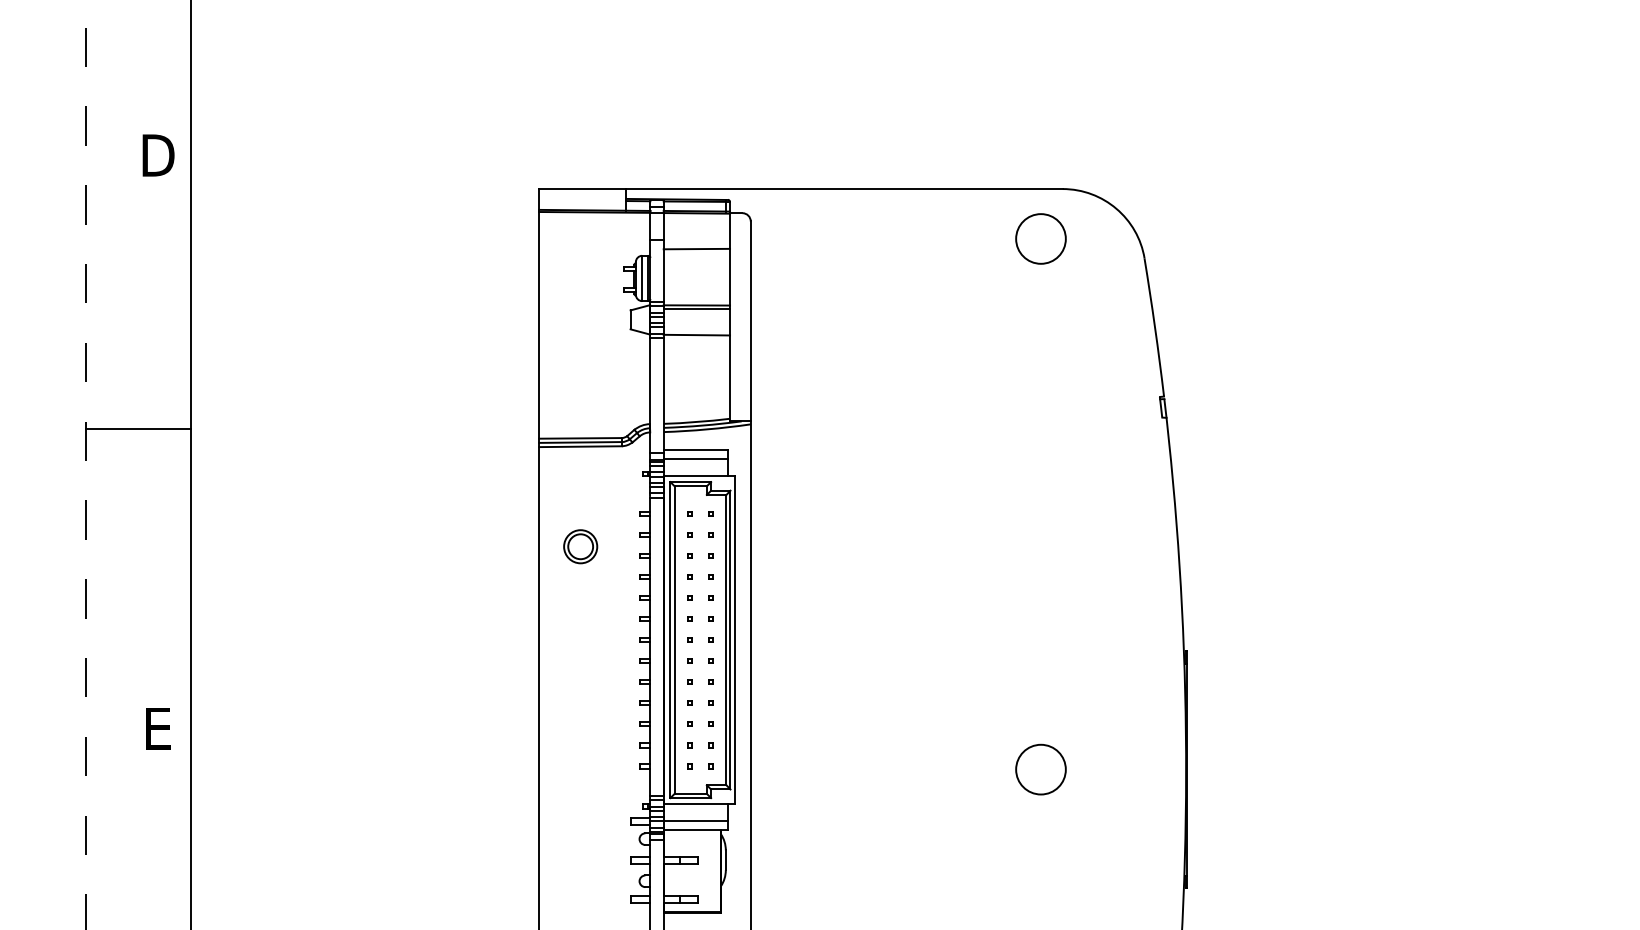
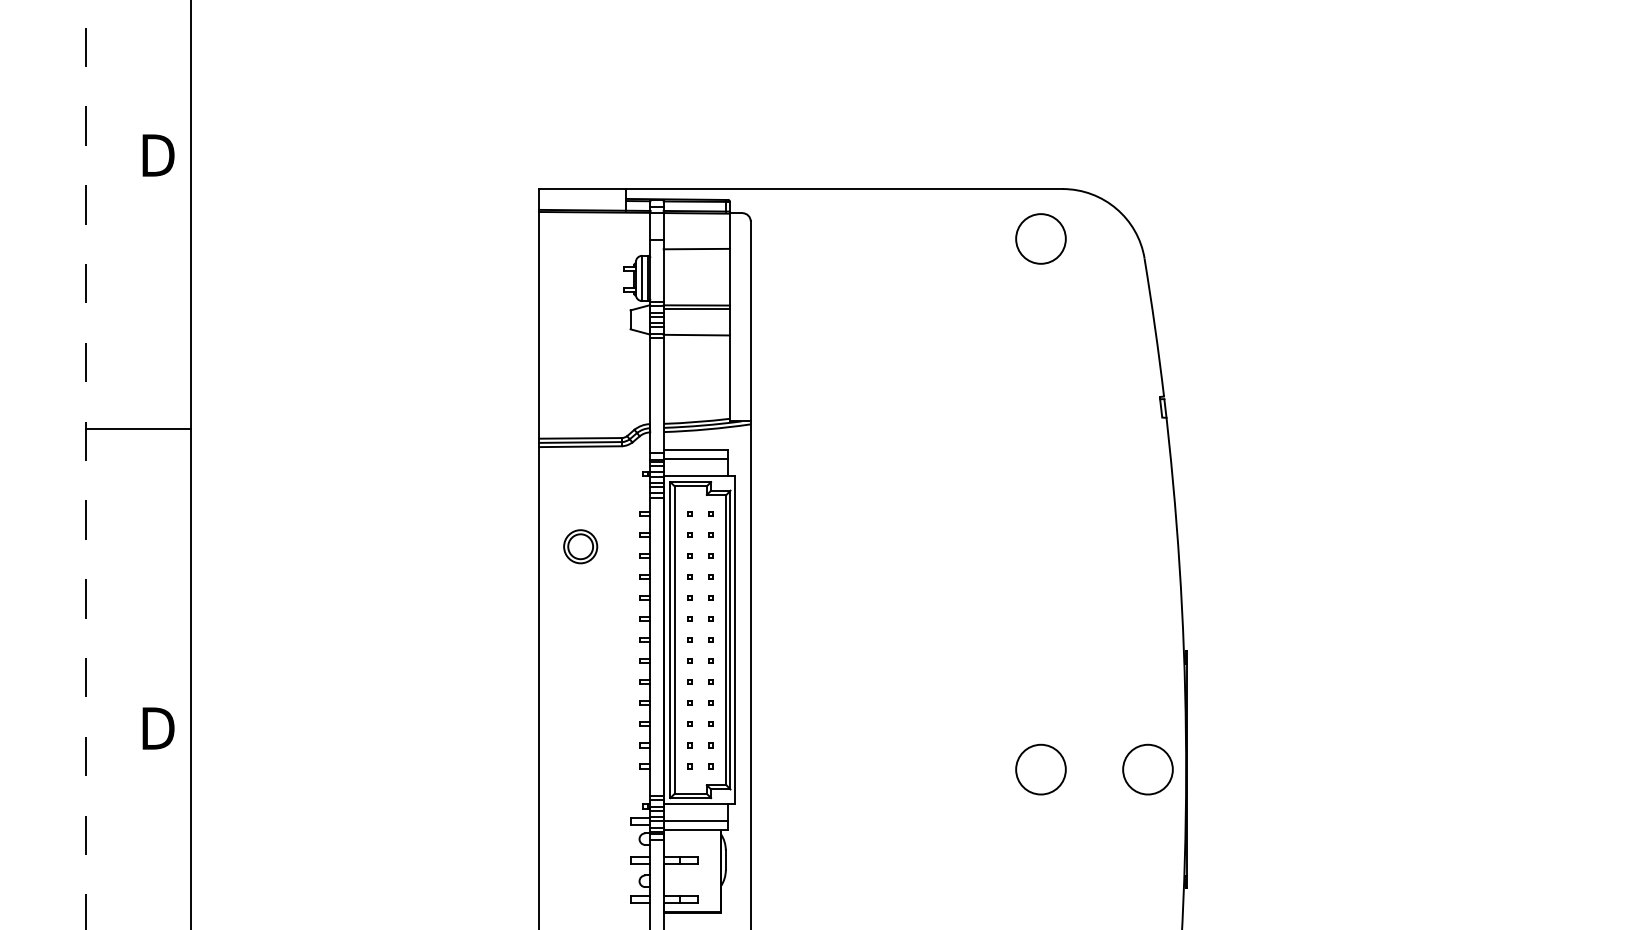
text: E -> D (158, 728)
circle: none -> present (1147, 769)
